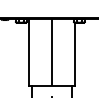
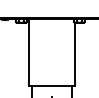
line: present -> none (51, 52)
